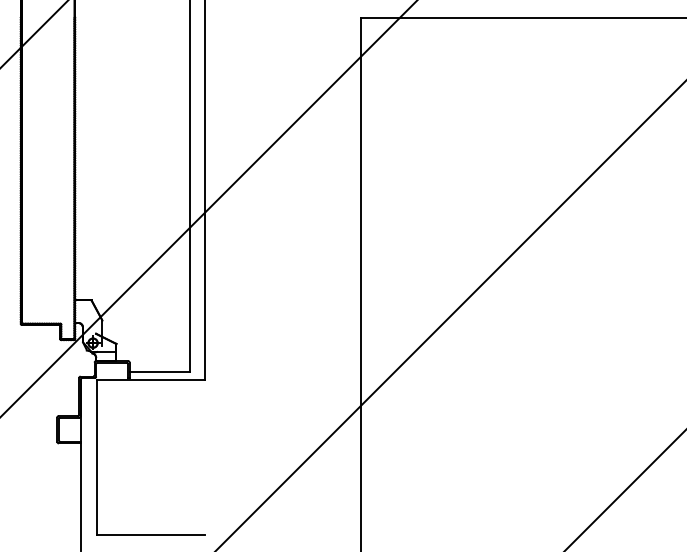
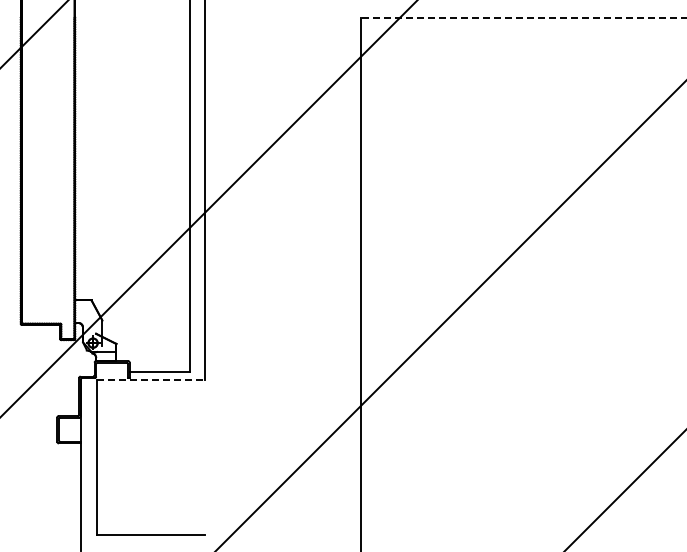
line: solid -> dashed (523, 17)
line: solid -> dashed (151, 380)
